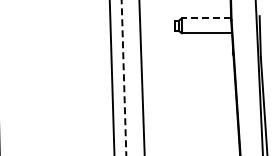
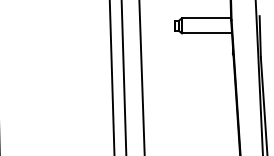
line: dashed -> solid (206, 18)
line: dashed -> solid (123, 77)
